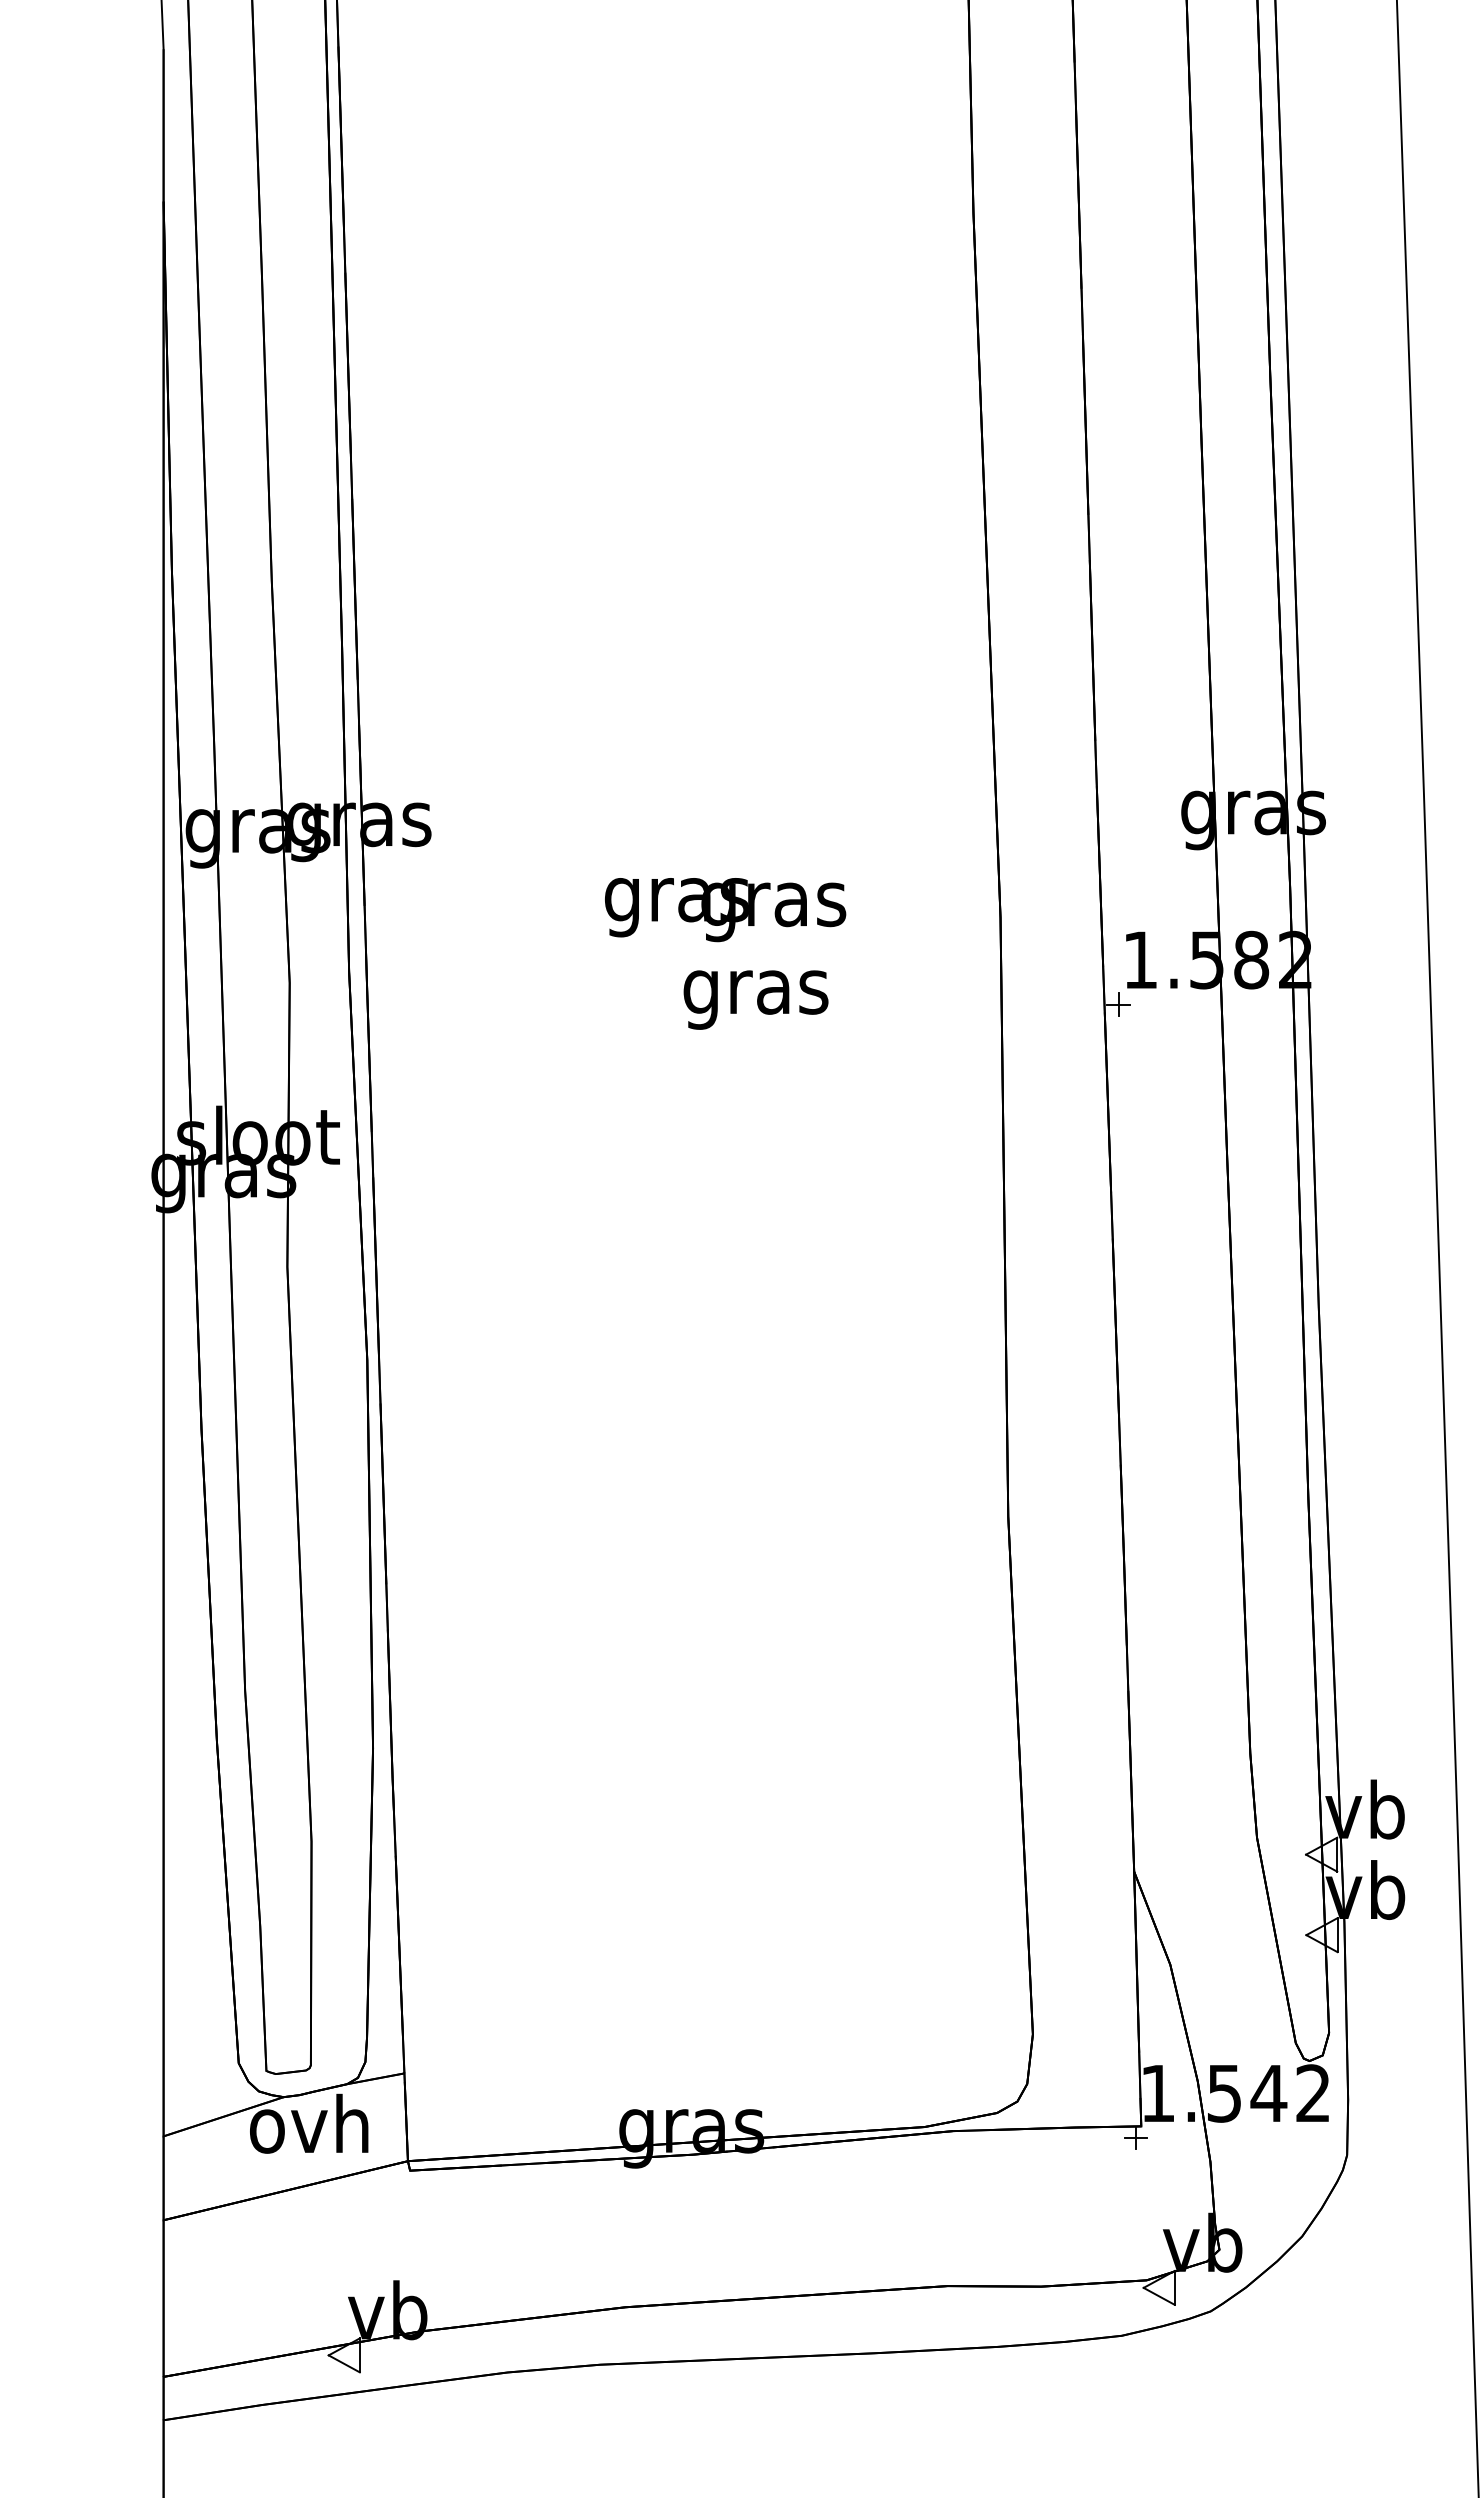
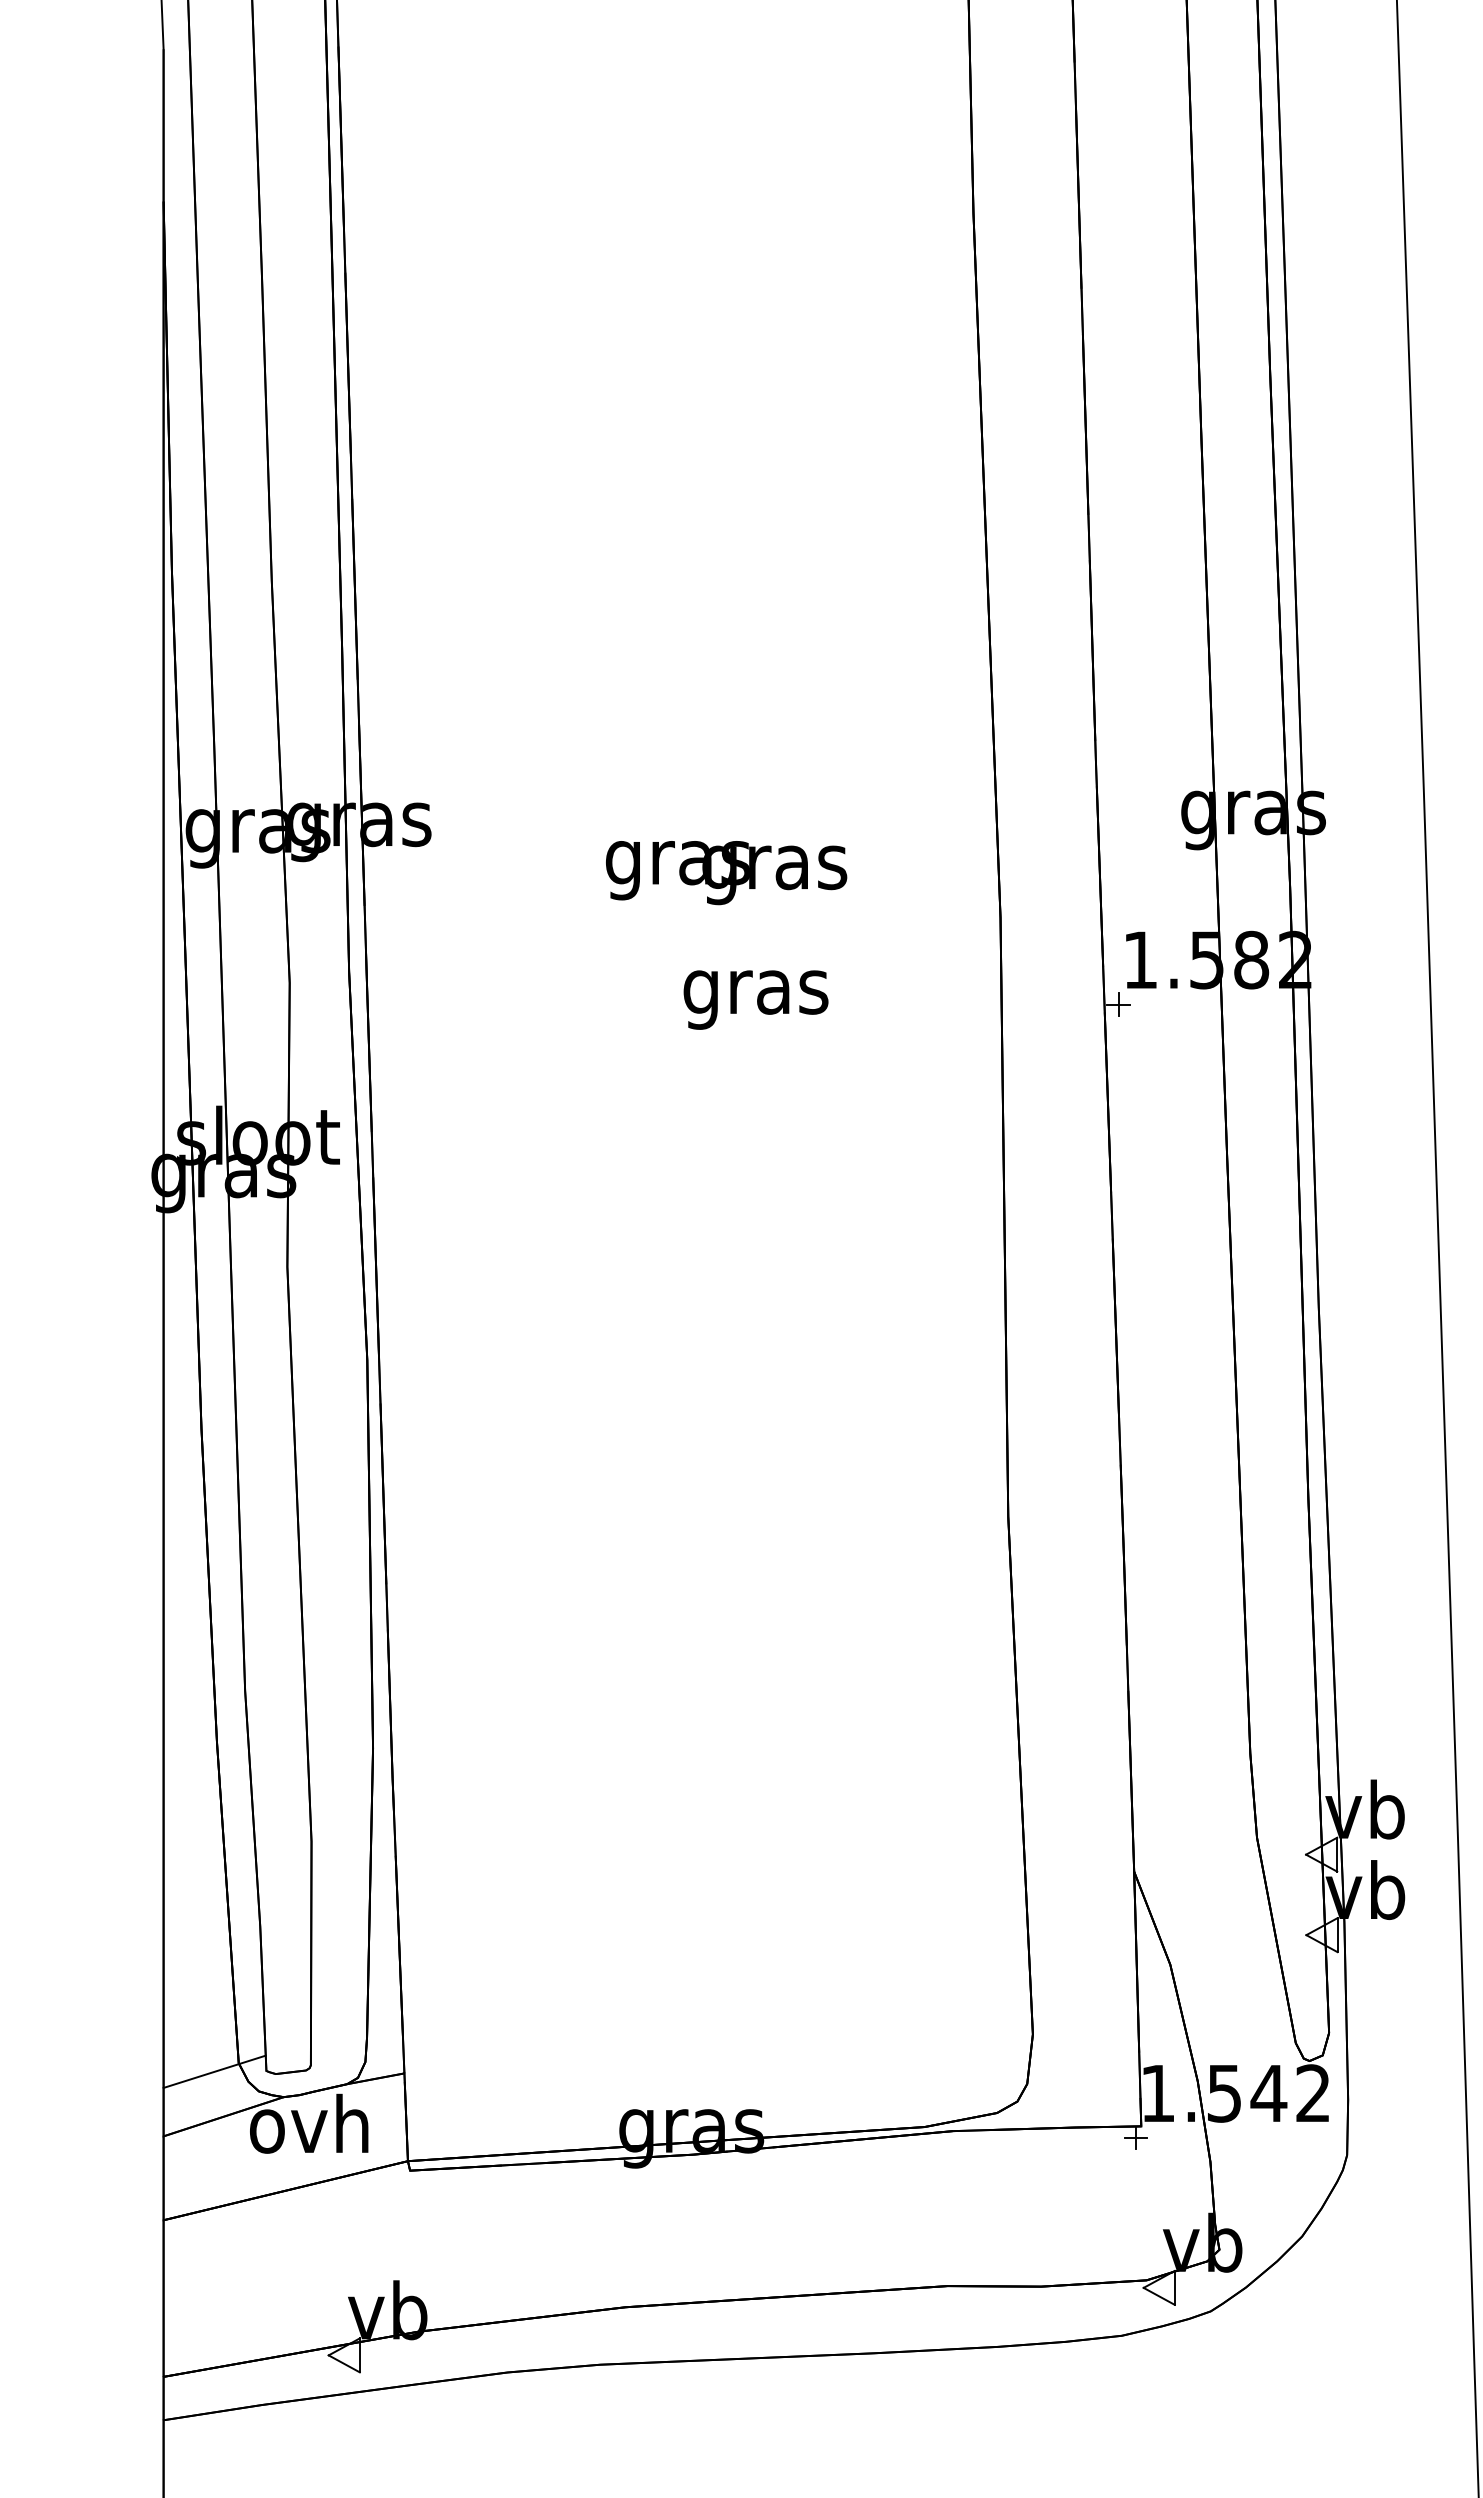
text position: (725, 910) -> (726, 873) (726, 873)
line: none -> present (214, 2071)
